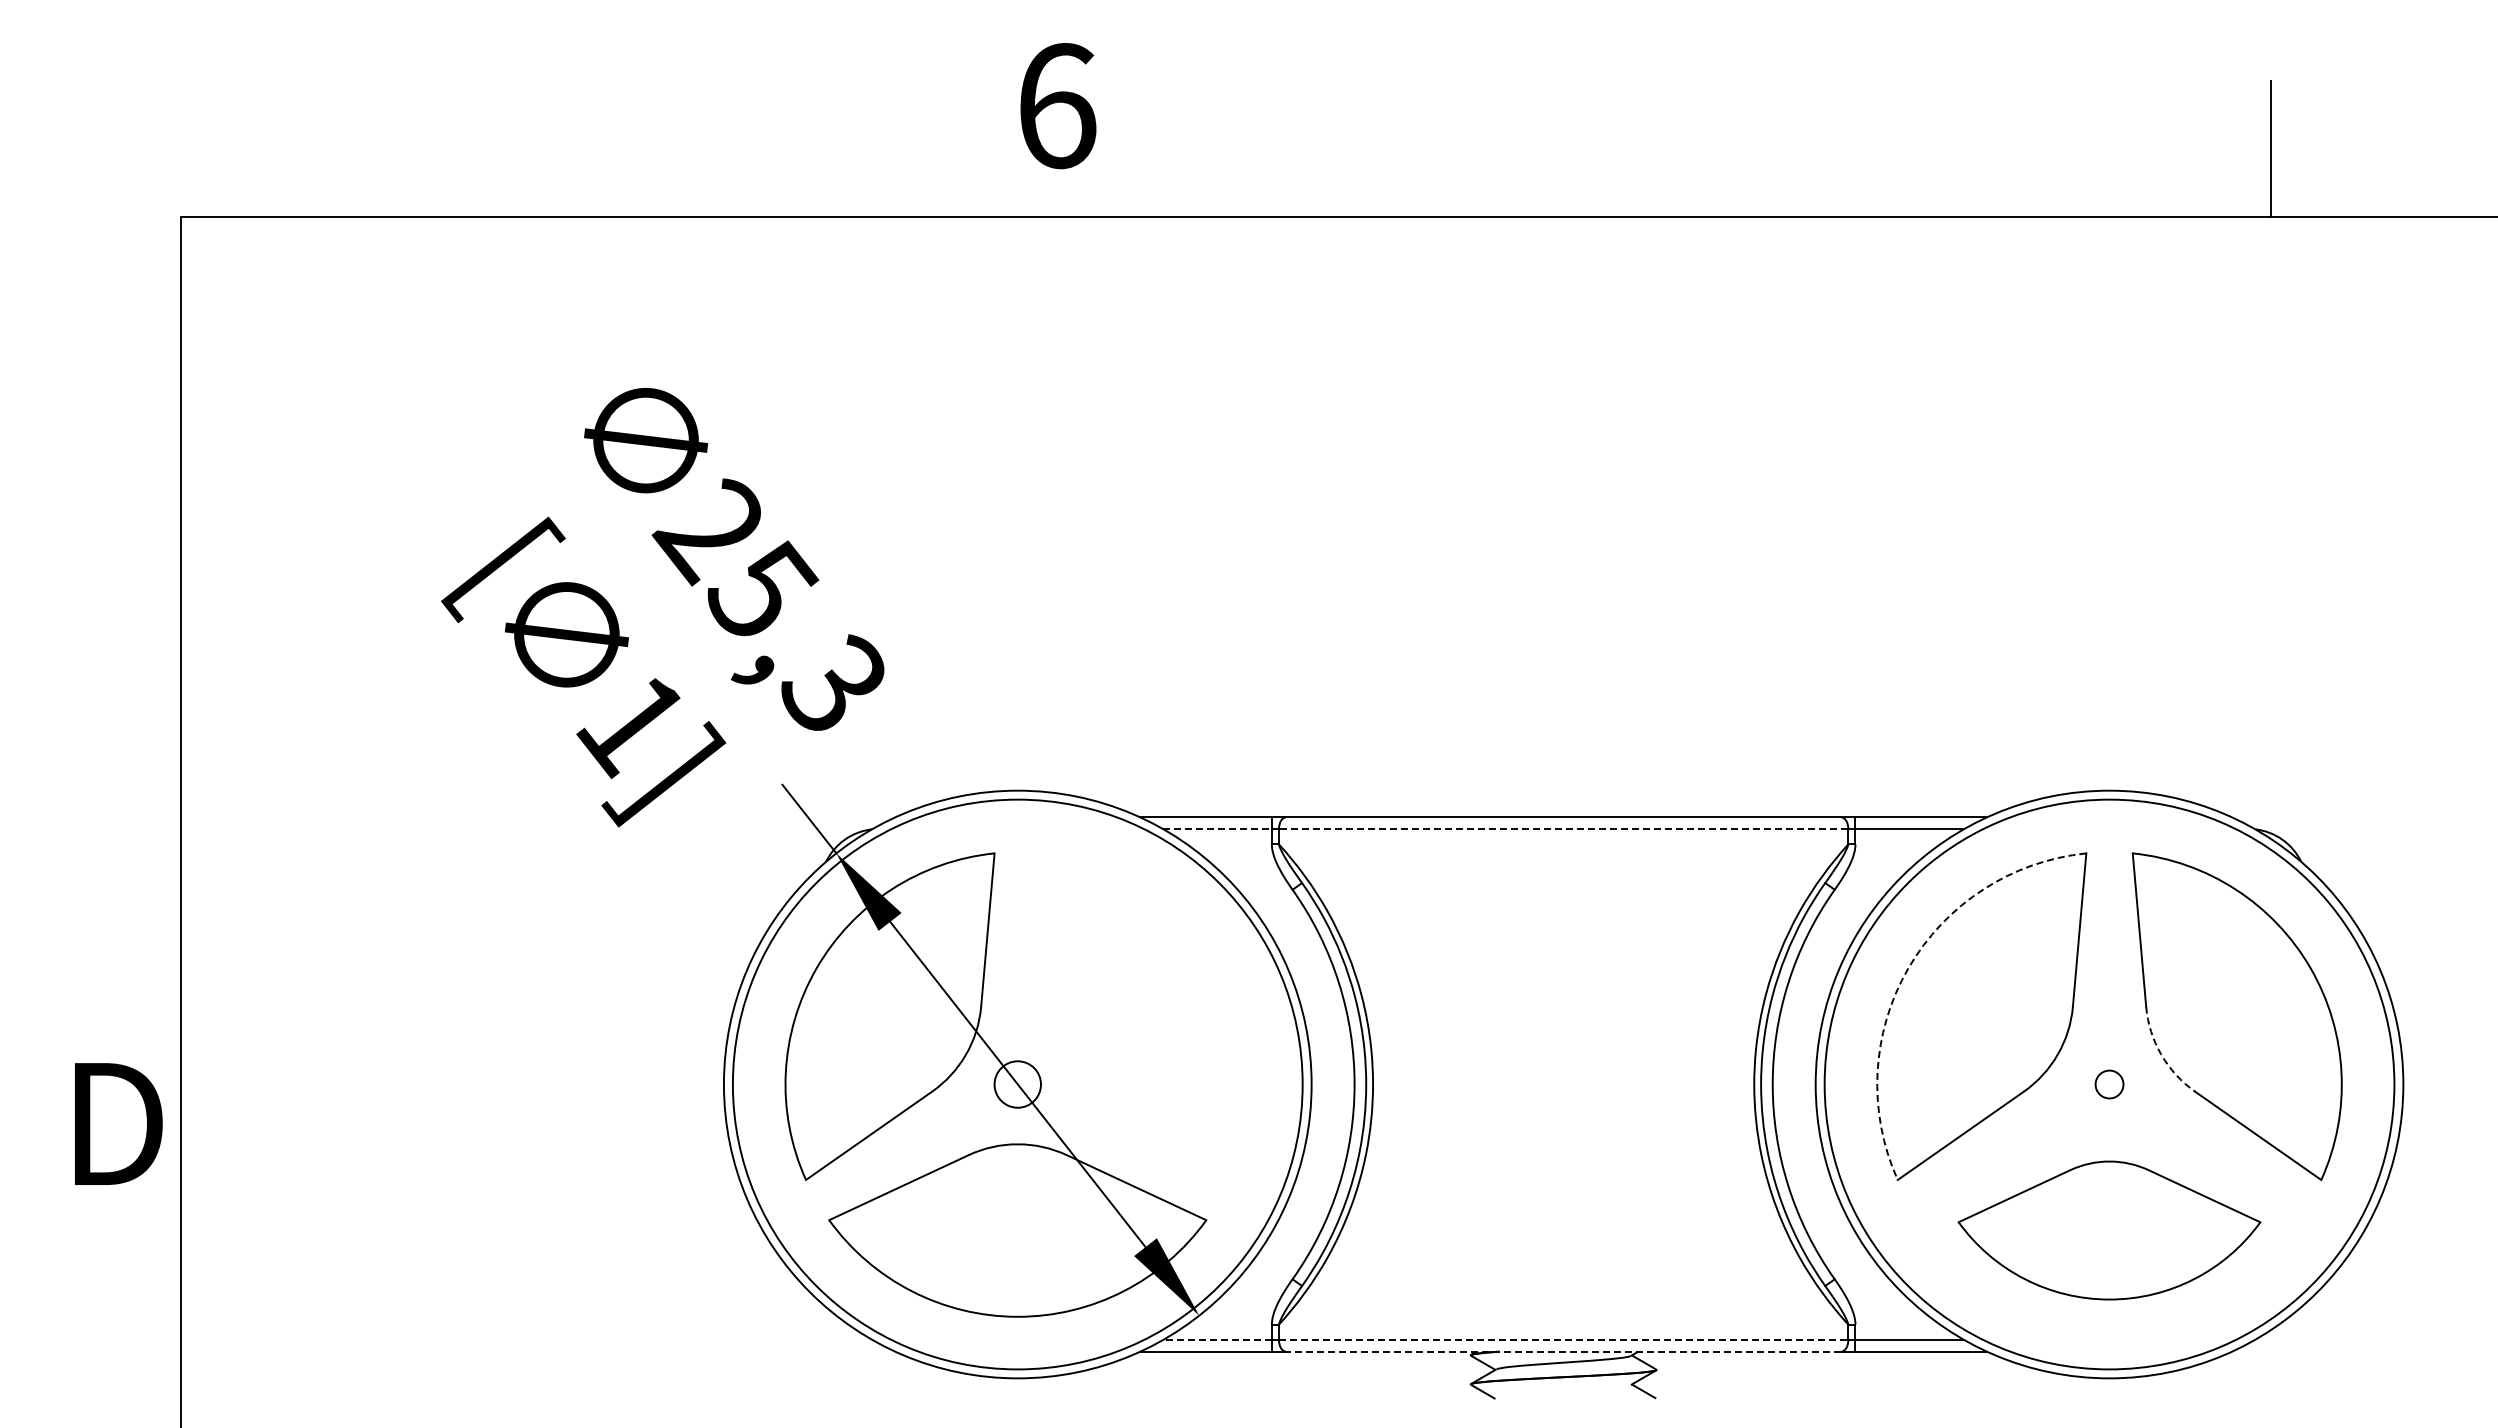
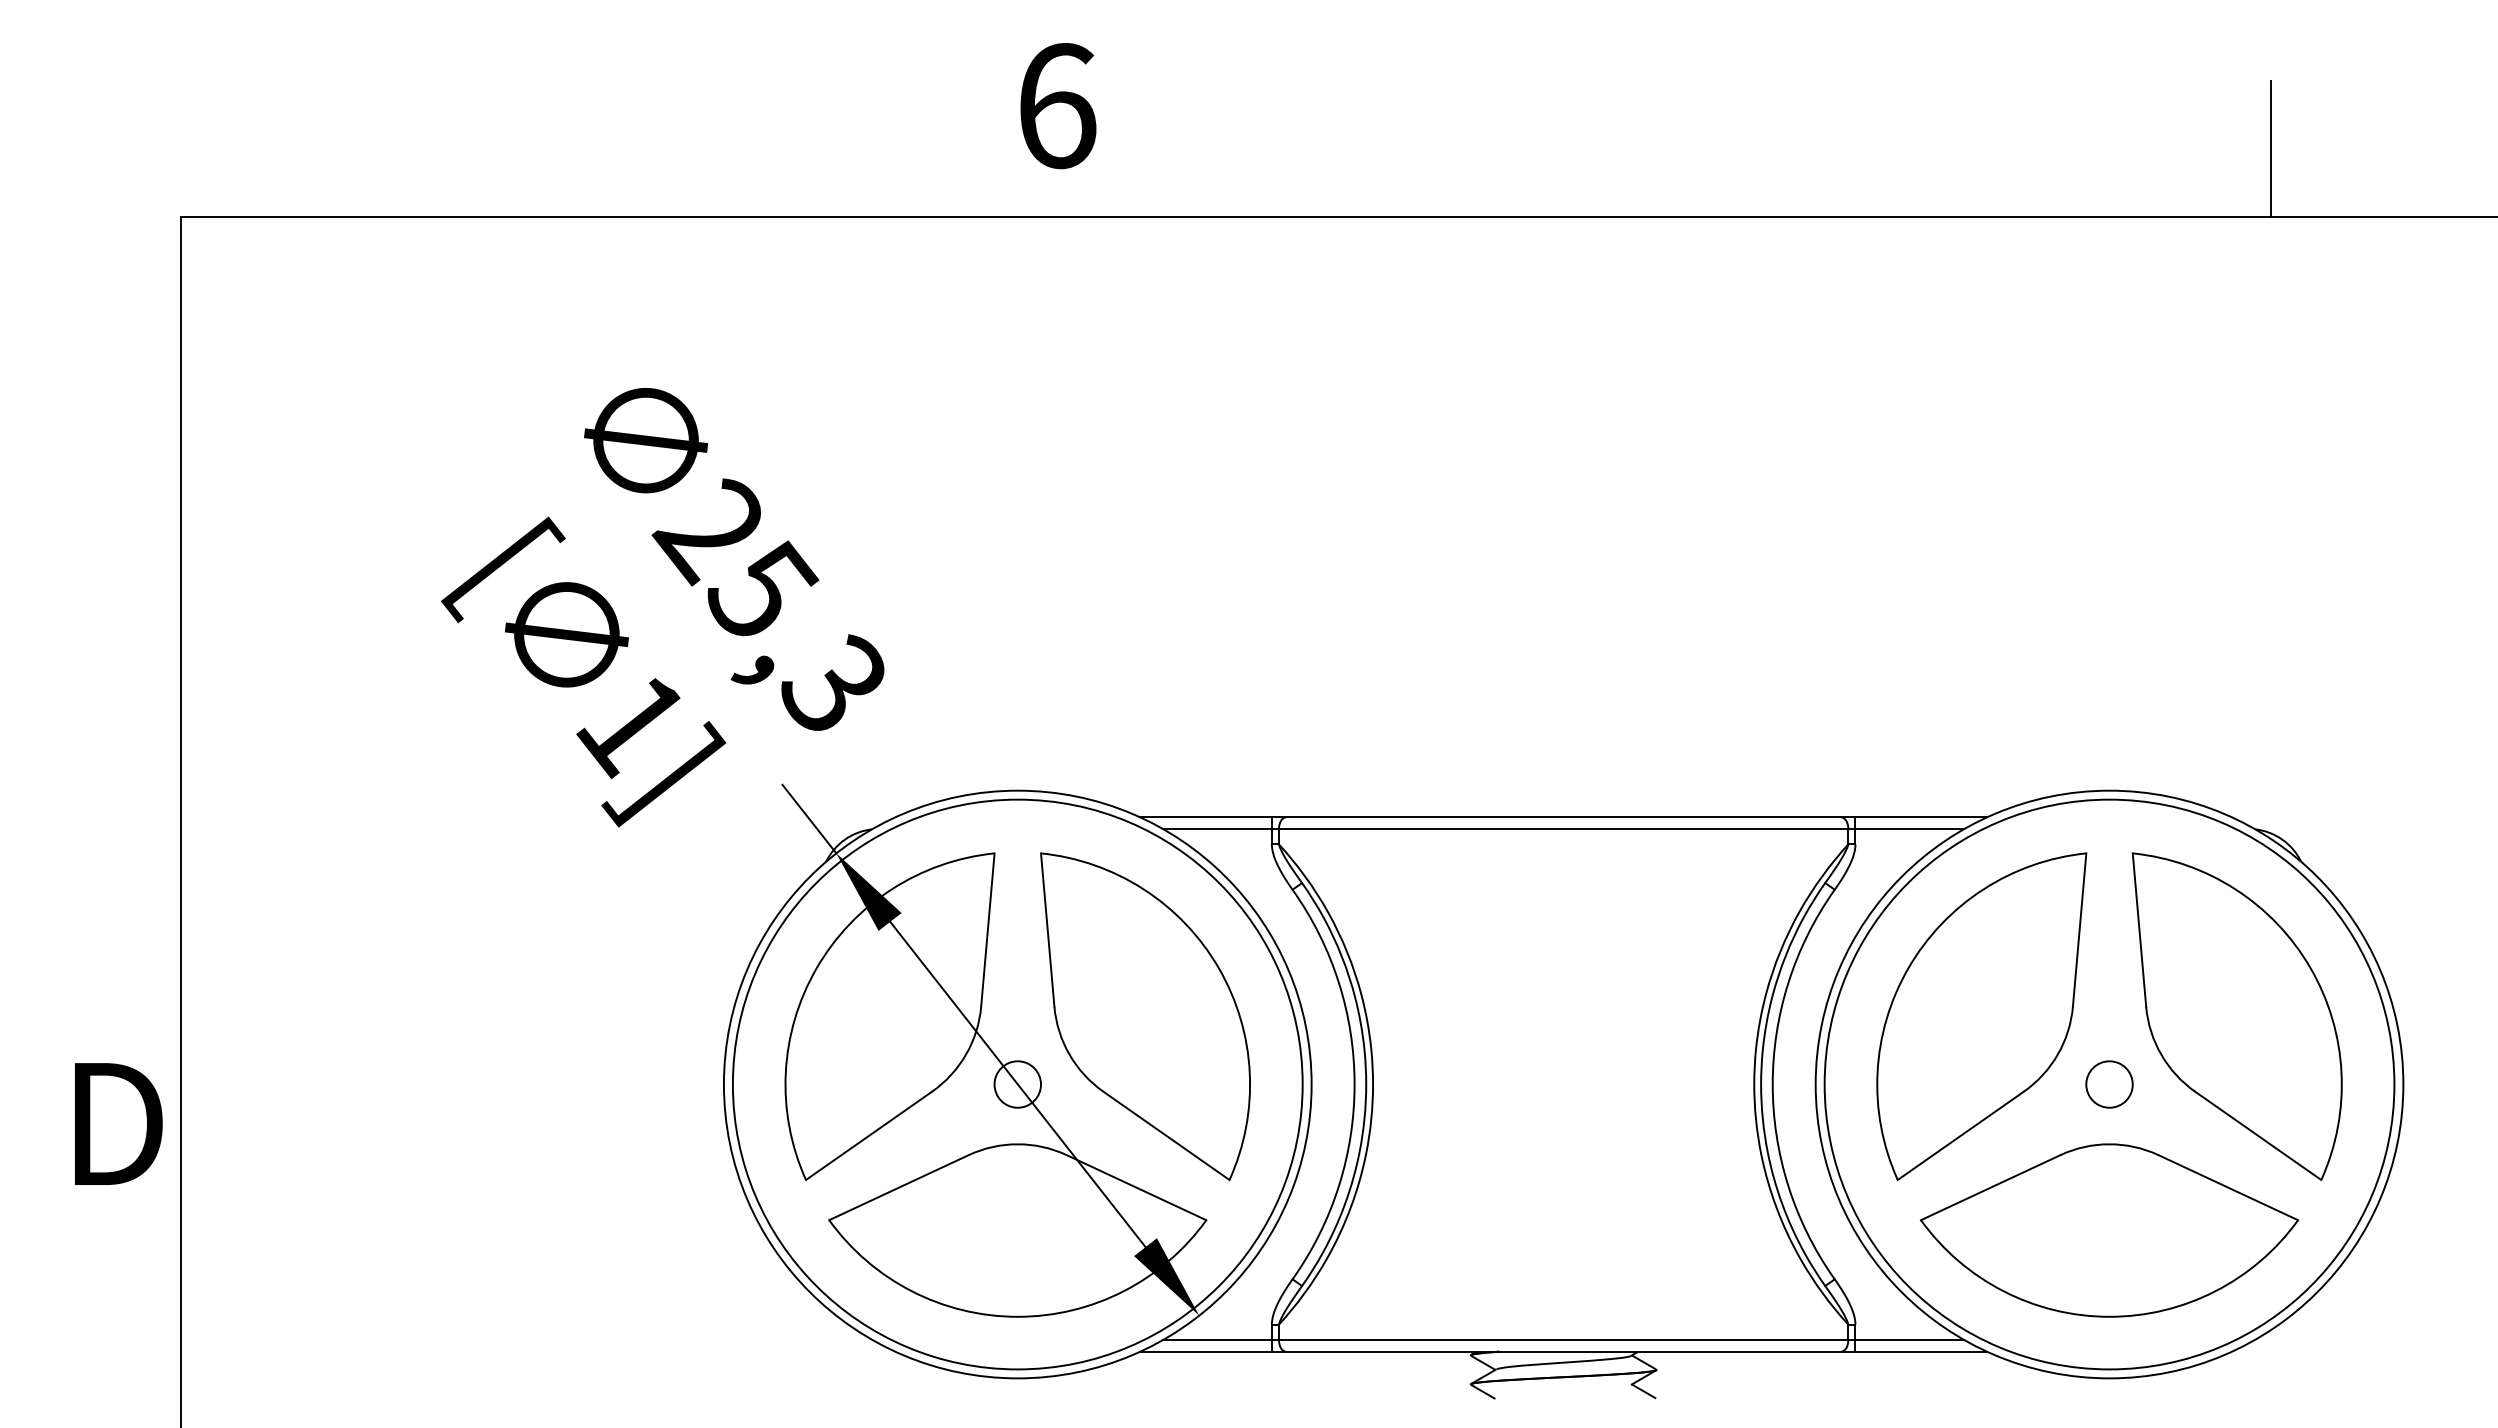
line: dashed -> solid (1217, 829)
line: dashed -> solid (1563, 829)
arc: dashed -> solid (1908, 968)
part: none -> present (1145, 1016)
arc: dashed -> solid (2161, 1054)
circle diameter: 28 px -> 46 px (2109, 1084)
part size: 305x141 px -> 379x175 px (2109, 1230)
line: dashed -> solid (1216, 1340)
line: dashed -> solid (1563, 1340)
line: dashed -> solid (1563, 1351)
